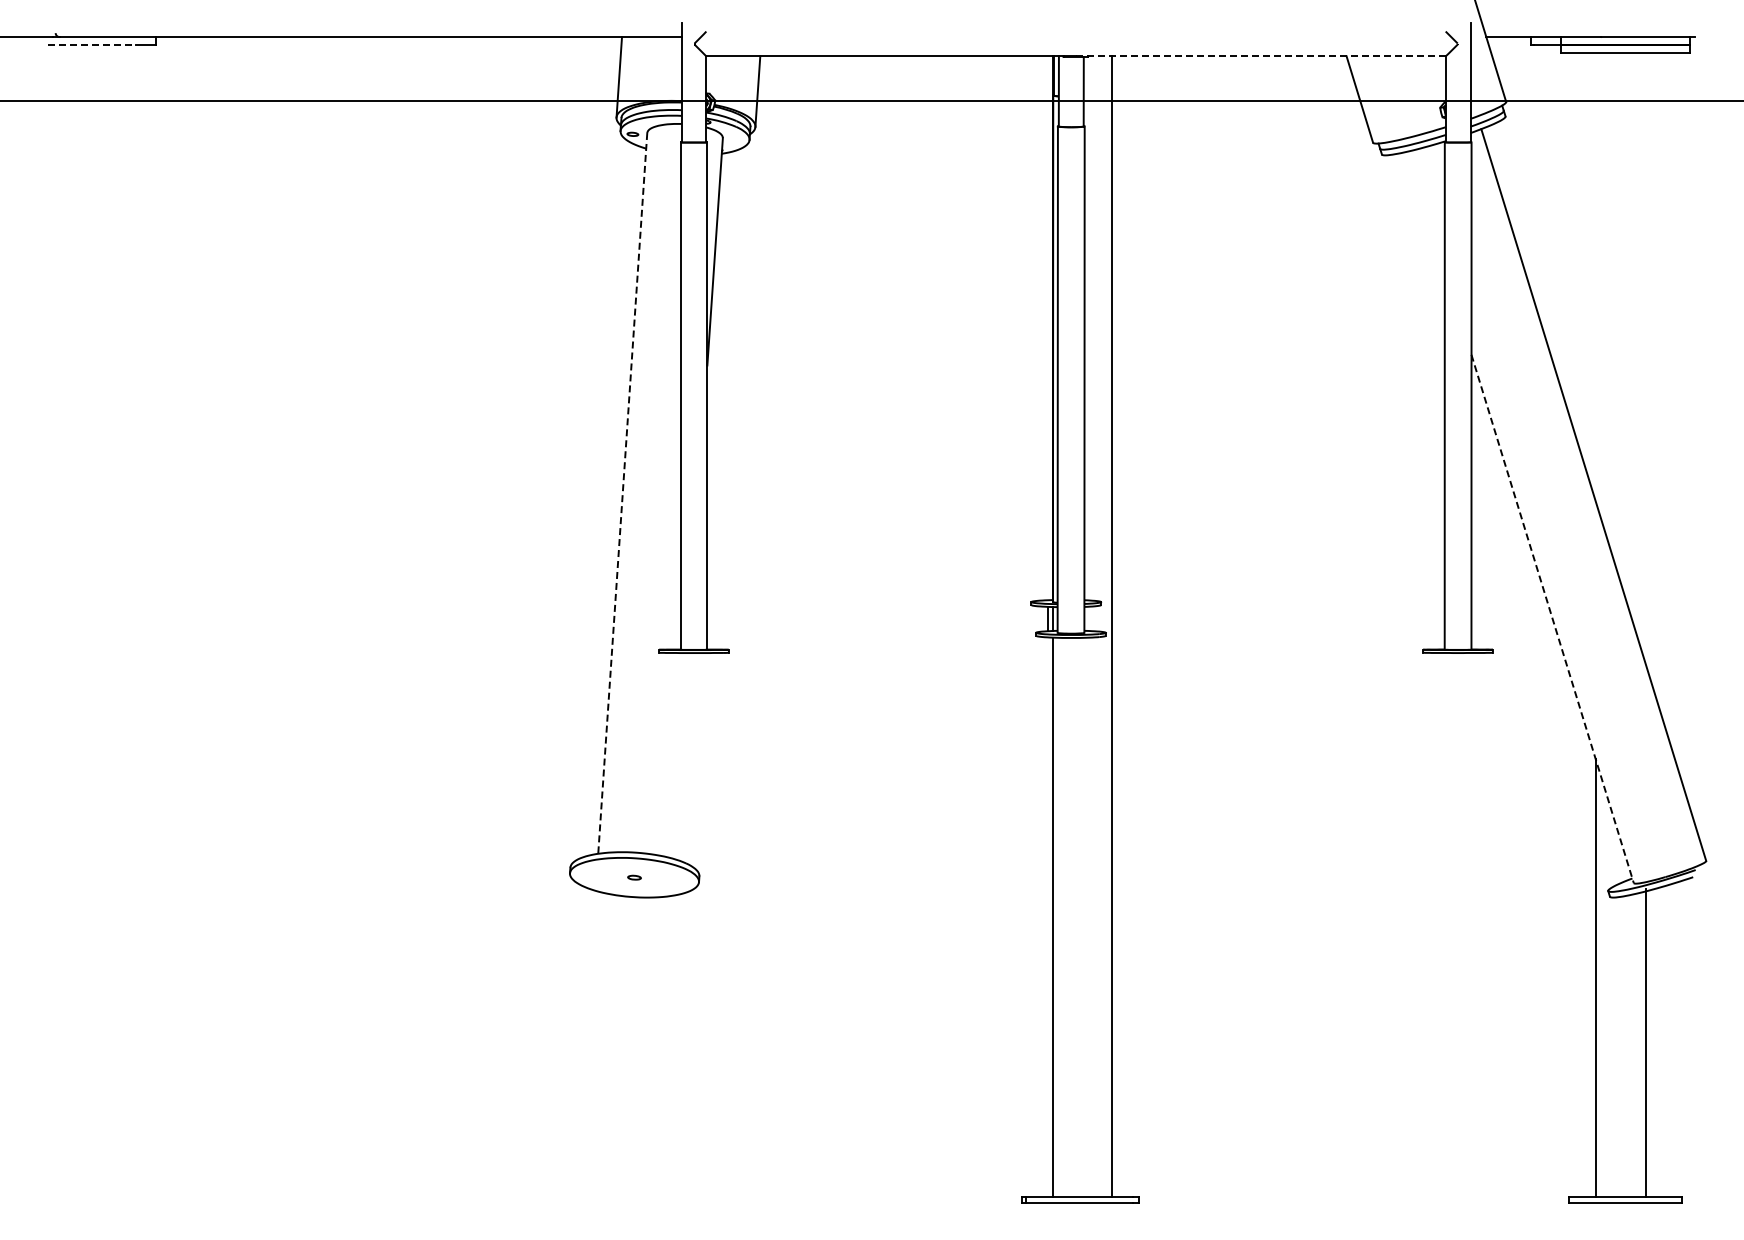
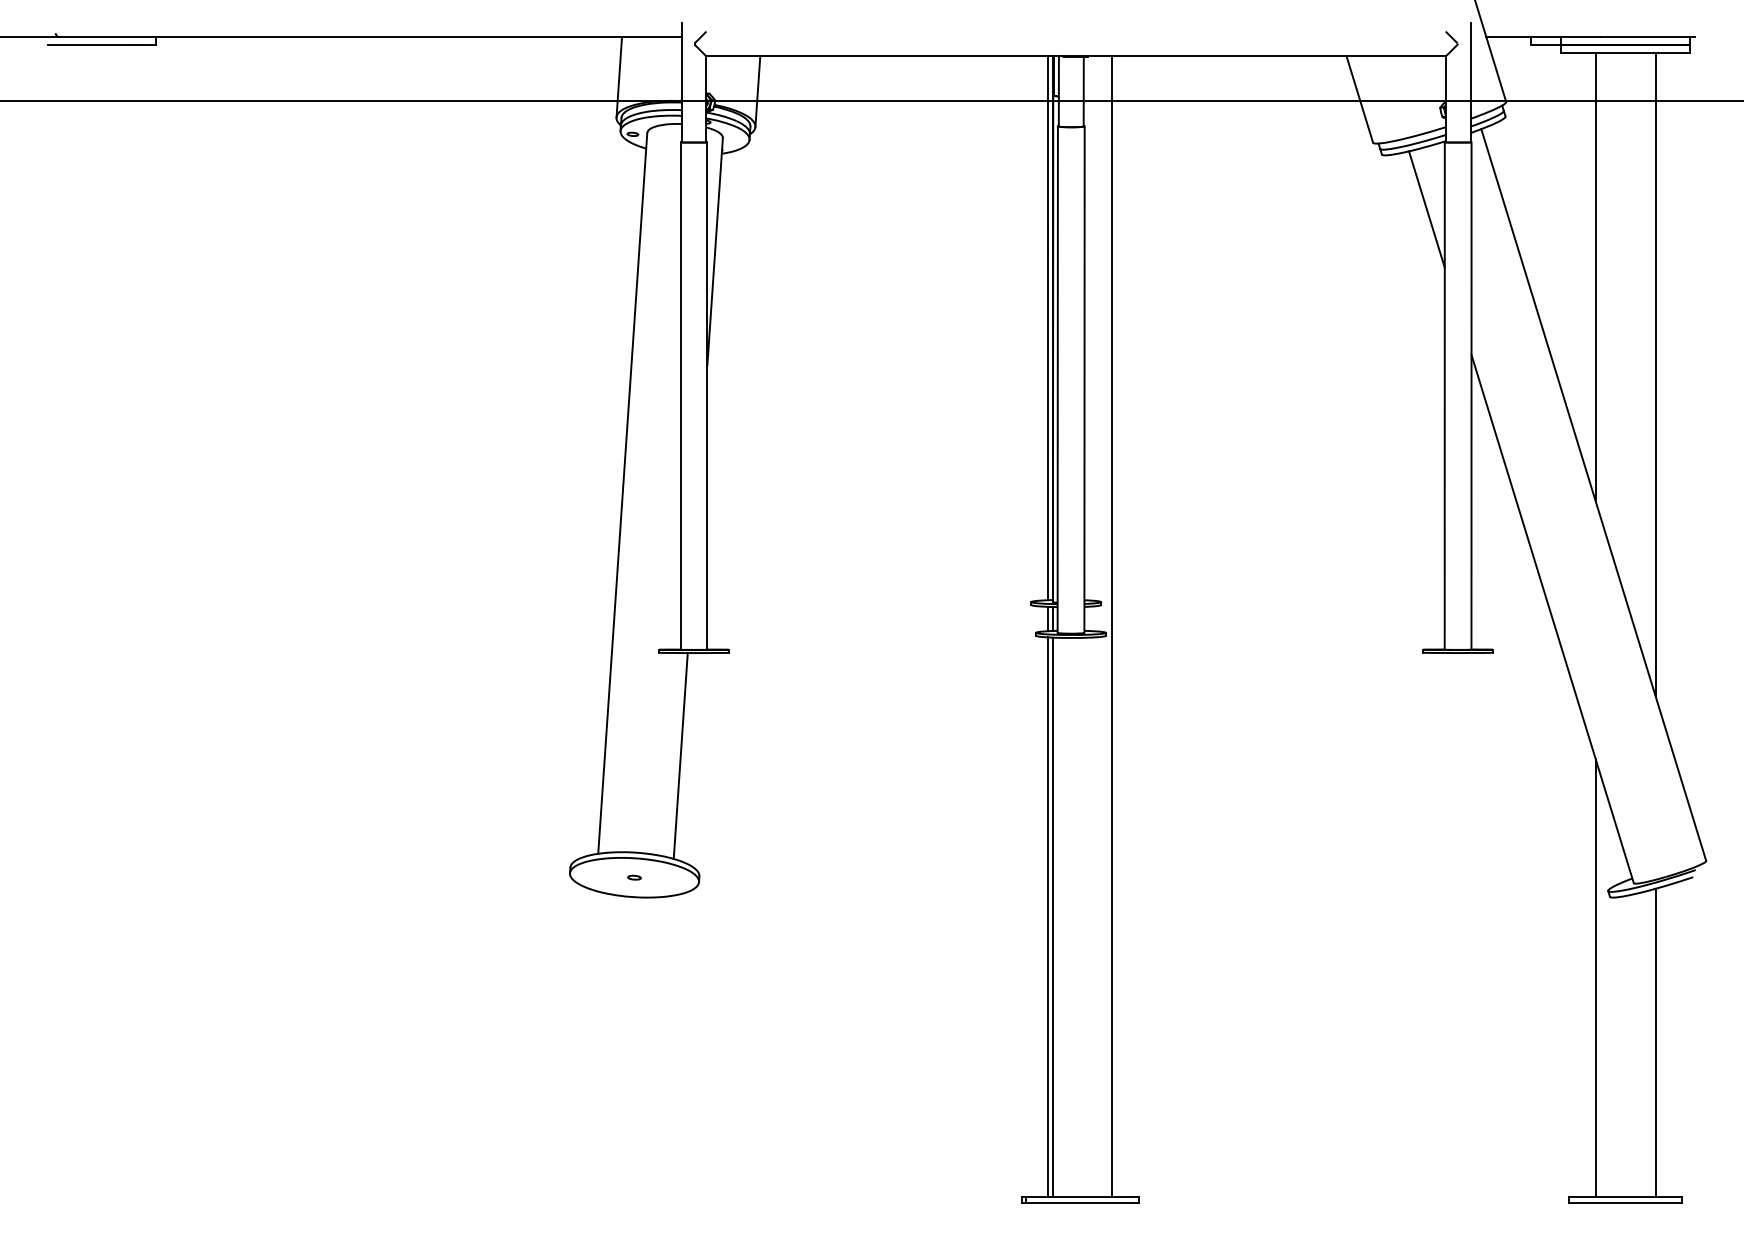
line: dashed -> solid (92, 45)
line: dashed -> solid (1260, 56)
line: none -> present (1426, 209)
line: none -> present (1595, 277)
line: none -> present (1048, 328)
line: none -> present (1655, 374)
line: dashed -> solid (622, 493)
line: dashed -> solid (1552, 619)
line: none -> present (680, 755)
line: none -> present (1048, 917)
line position: (1645, 1042) -> (1655, 1042) (1655, 1042)
